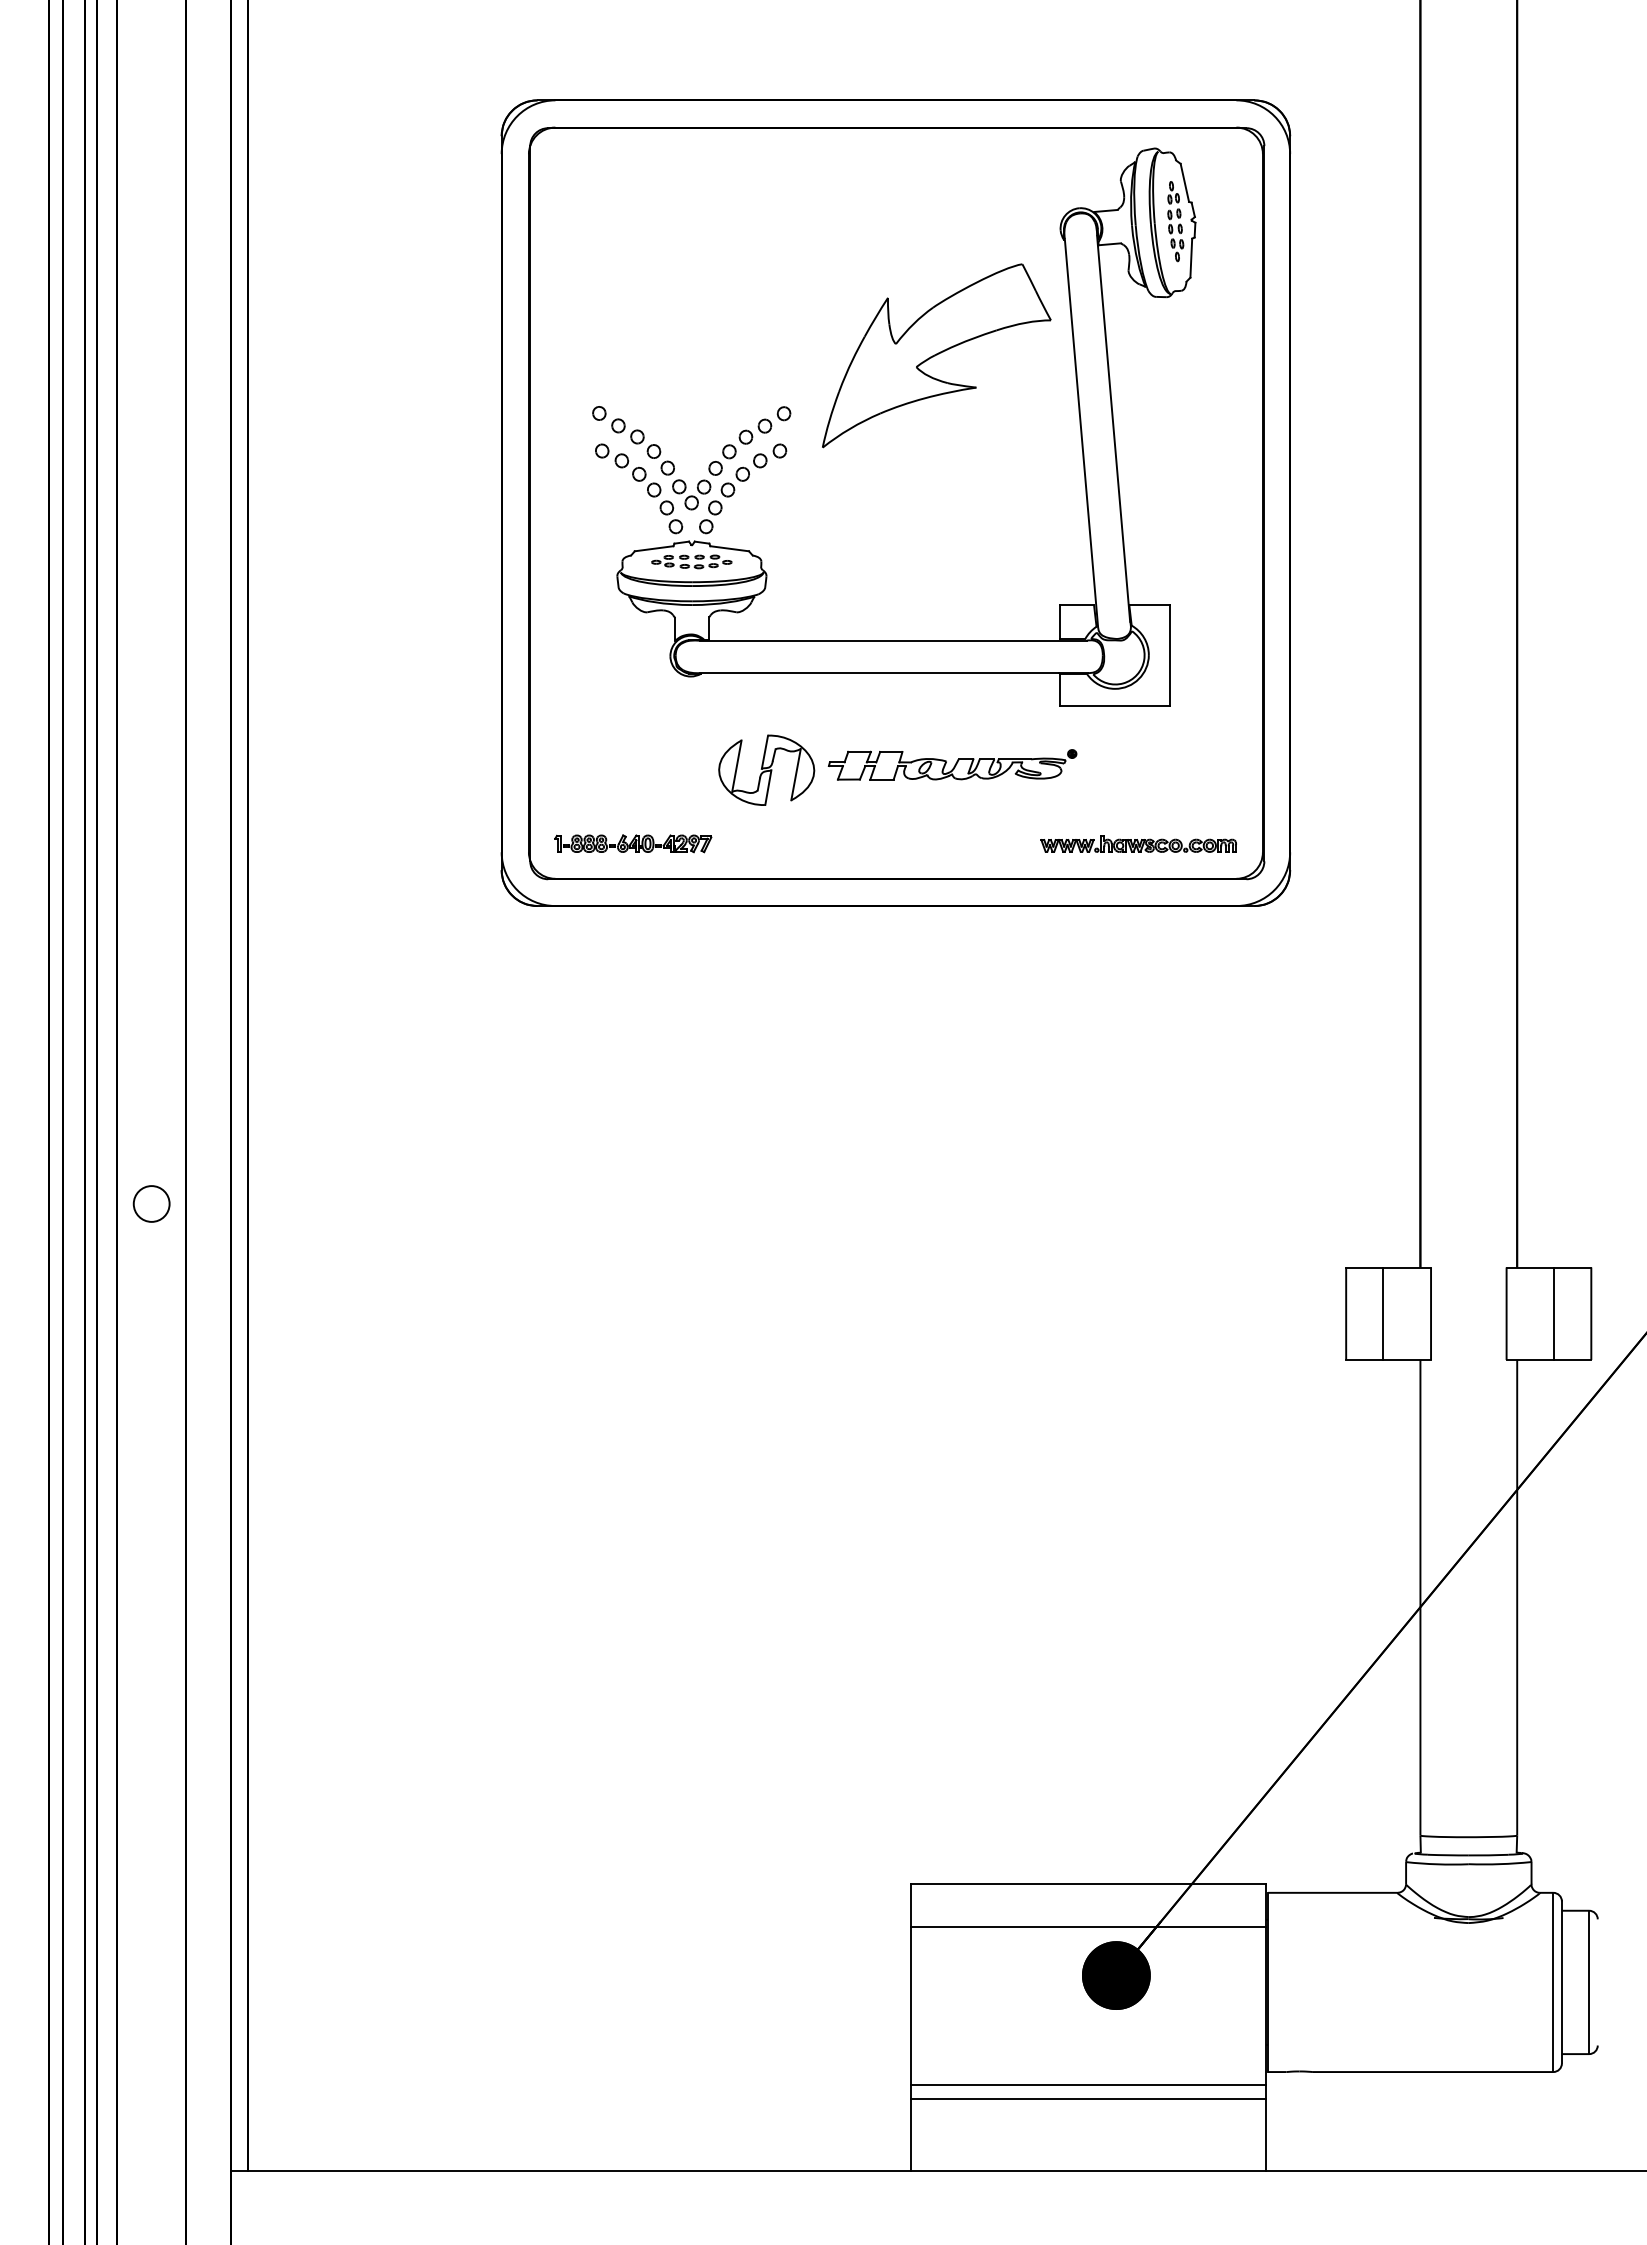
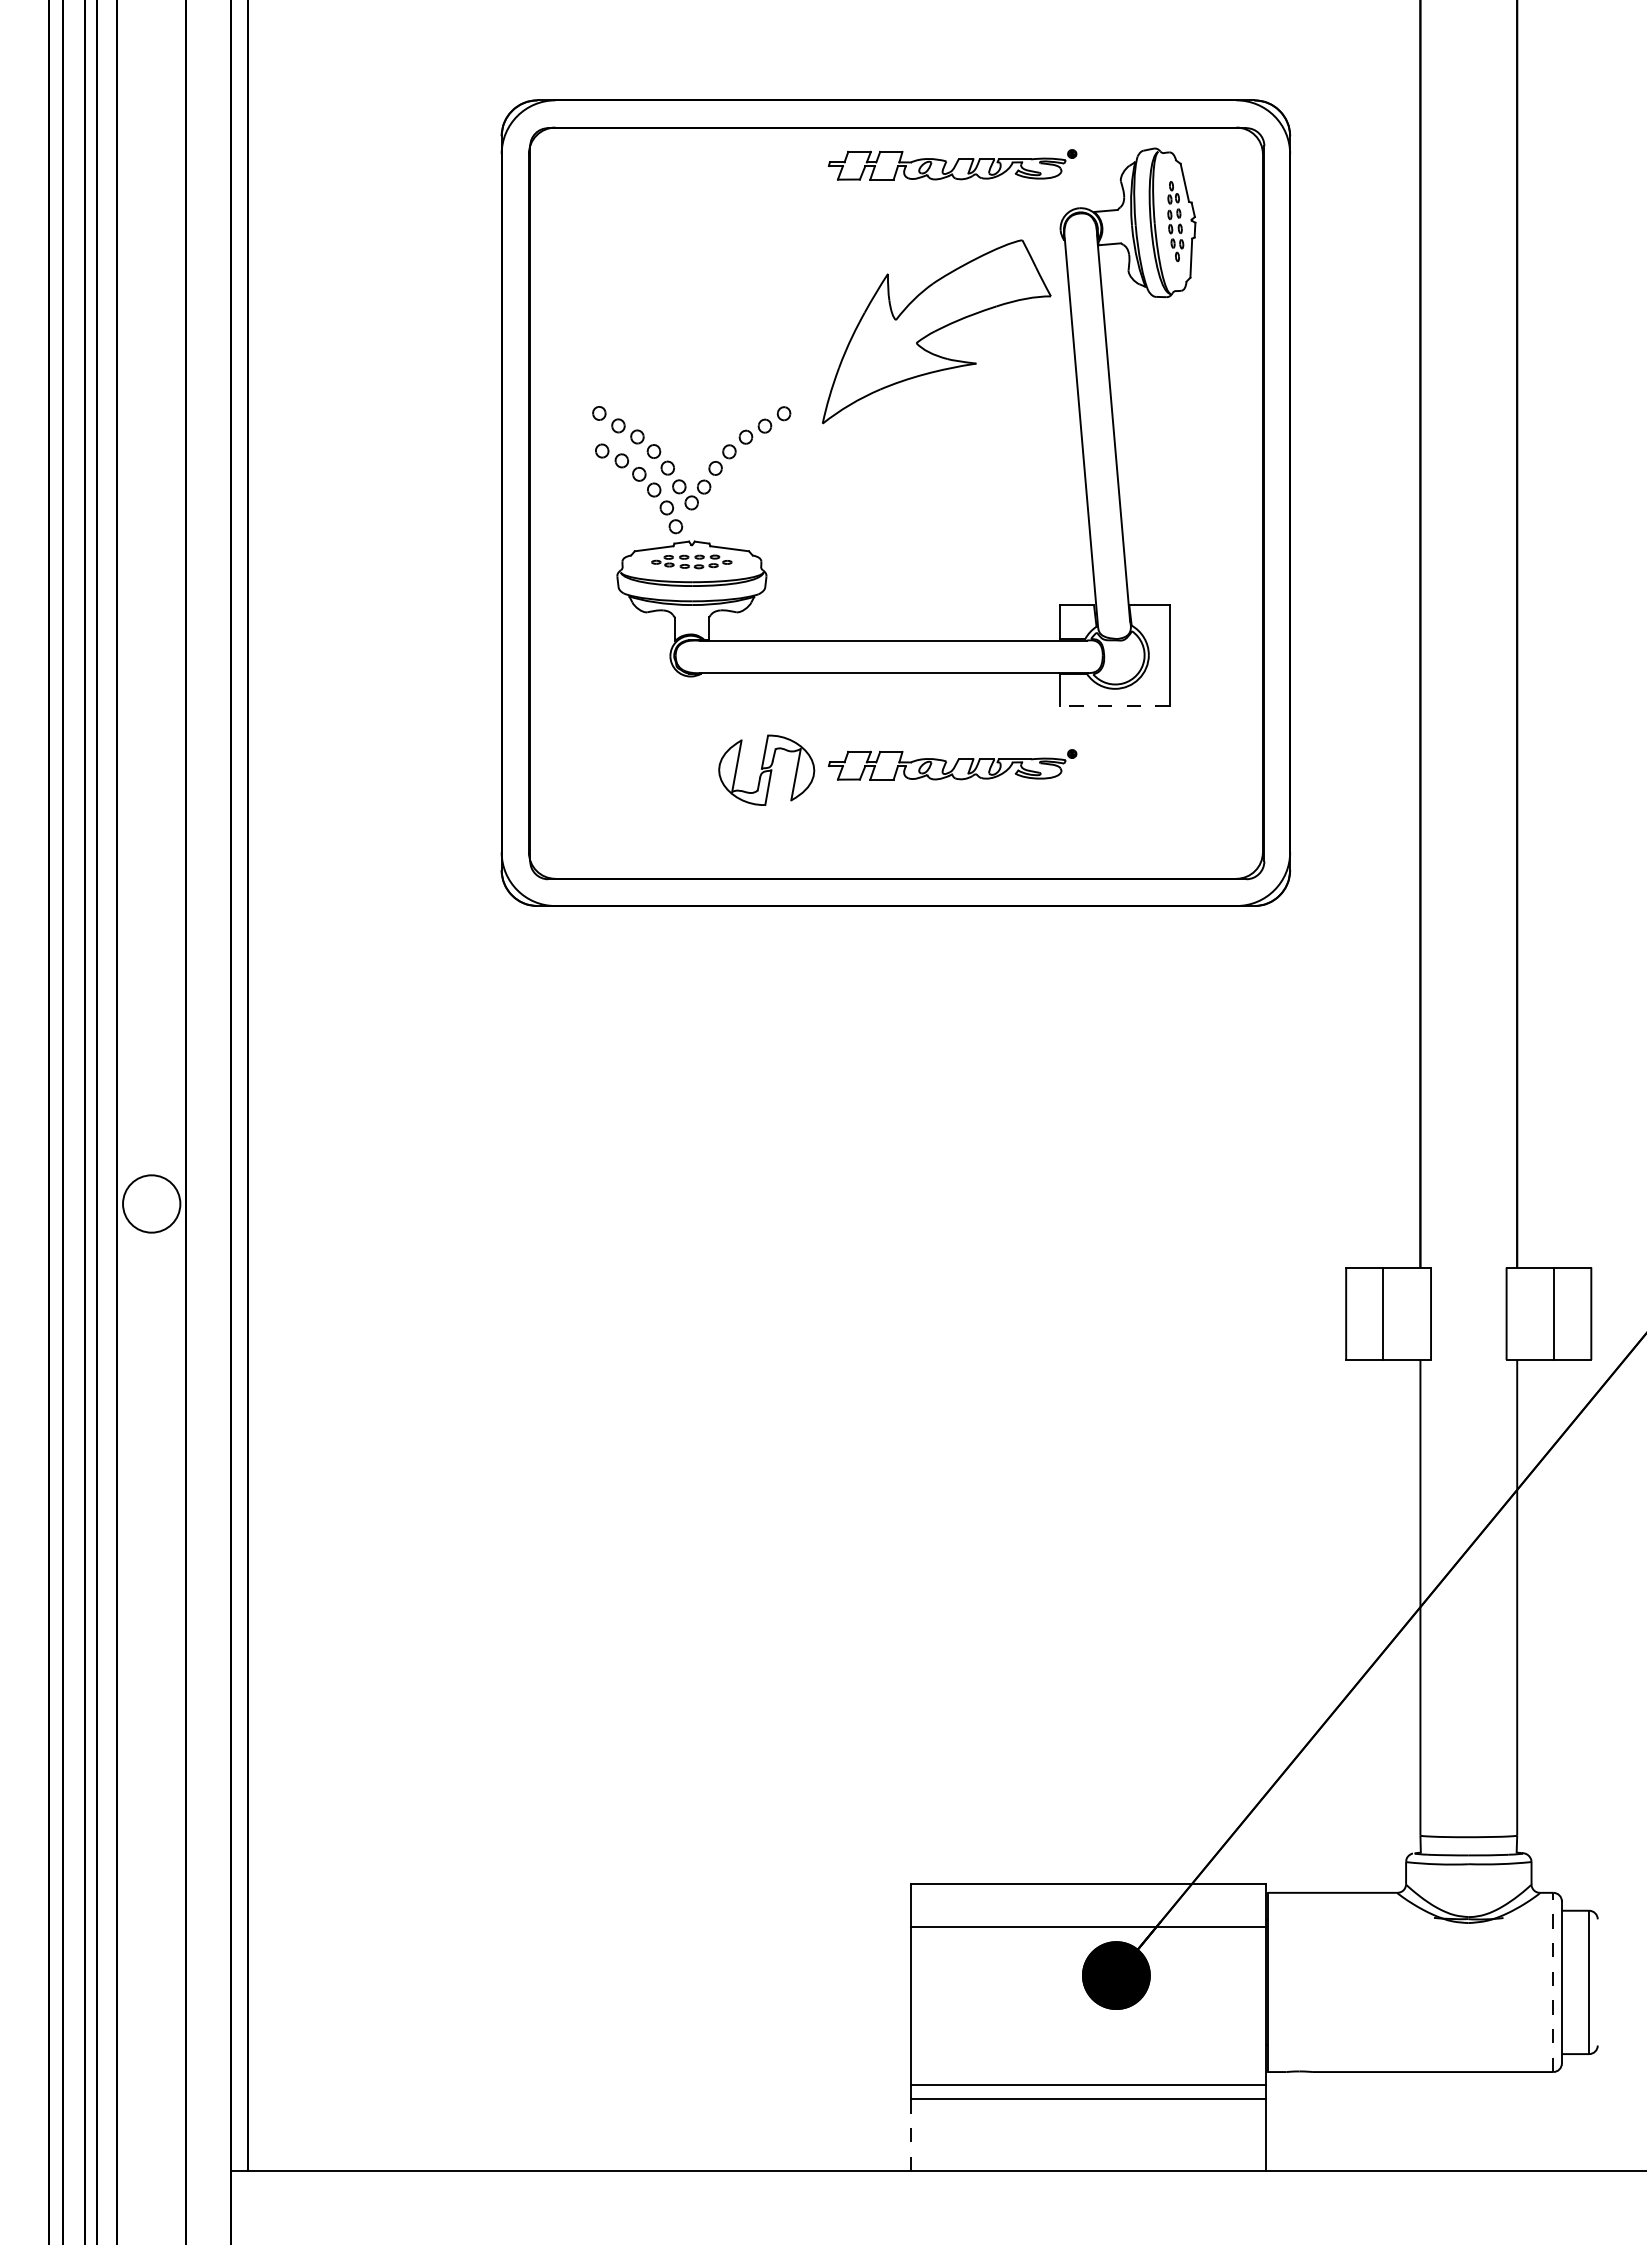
part: none -> present (952, 164)
part position: (936, 355) -> (936, 331) (936, 331)
part: present -> none (743, 481)
line: solid -> dashed (1114, 705)
part: present -> none (633, 843)
part: present -> none (1138, 843)
circle diameter: 36 px -> 57 px (151, 1203)
line: solid -> dashed (1553, 1982)
line: solid -> dashed (911, 2135)
